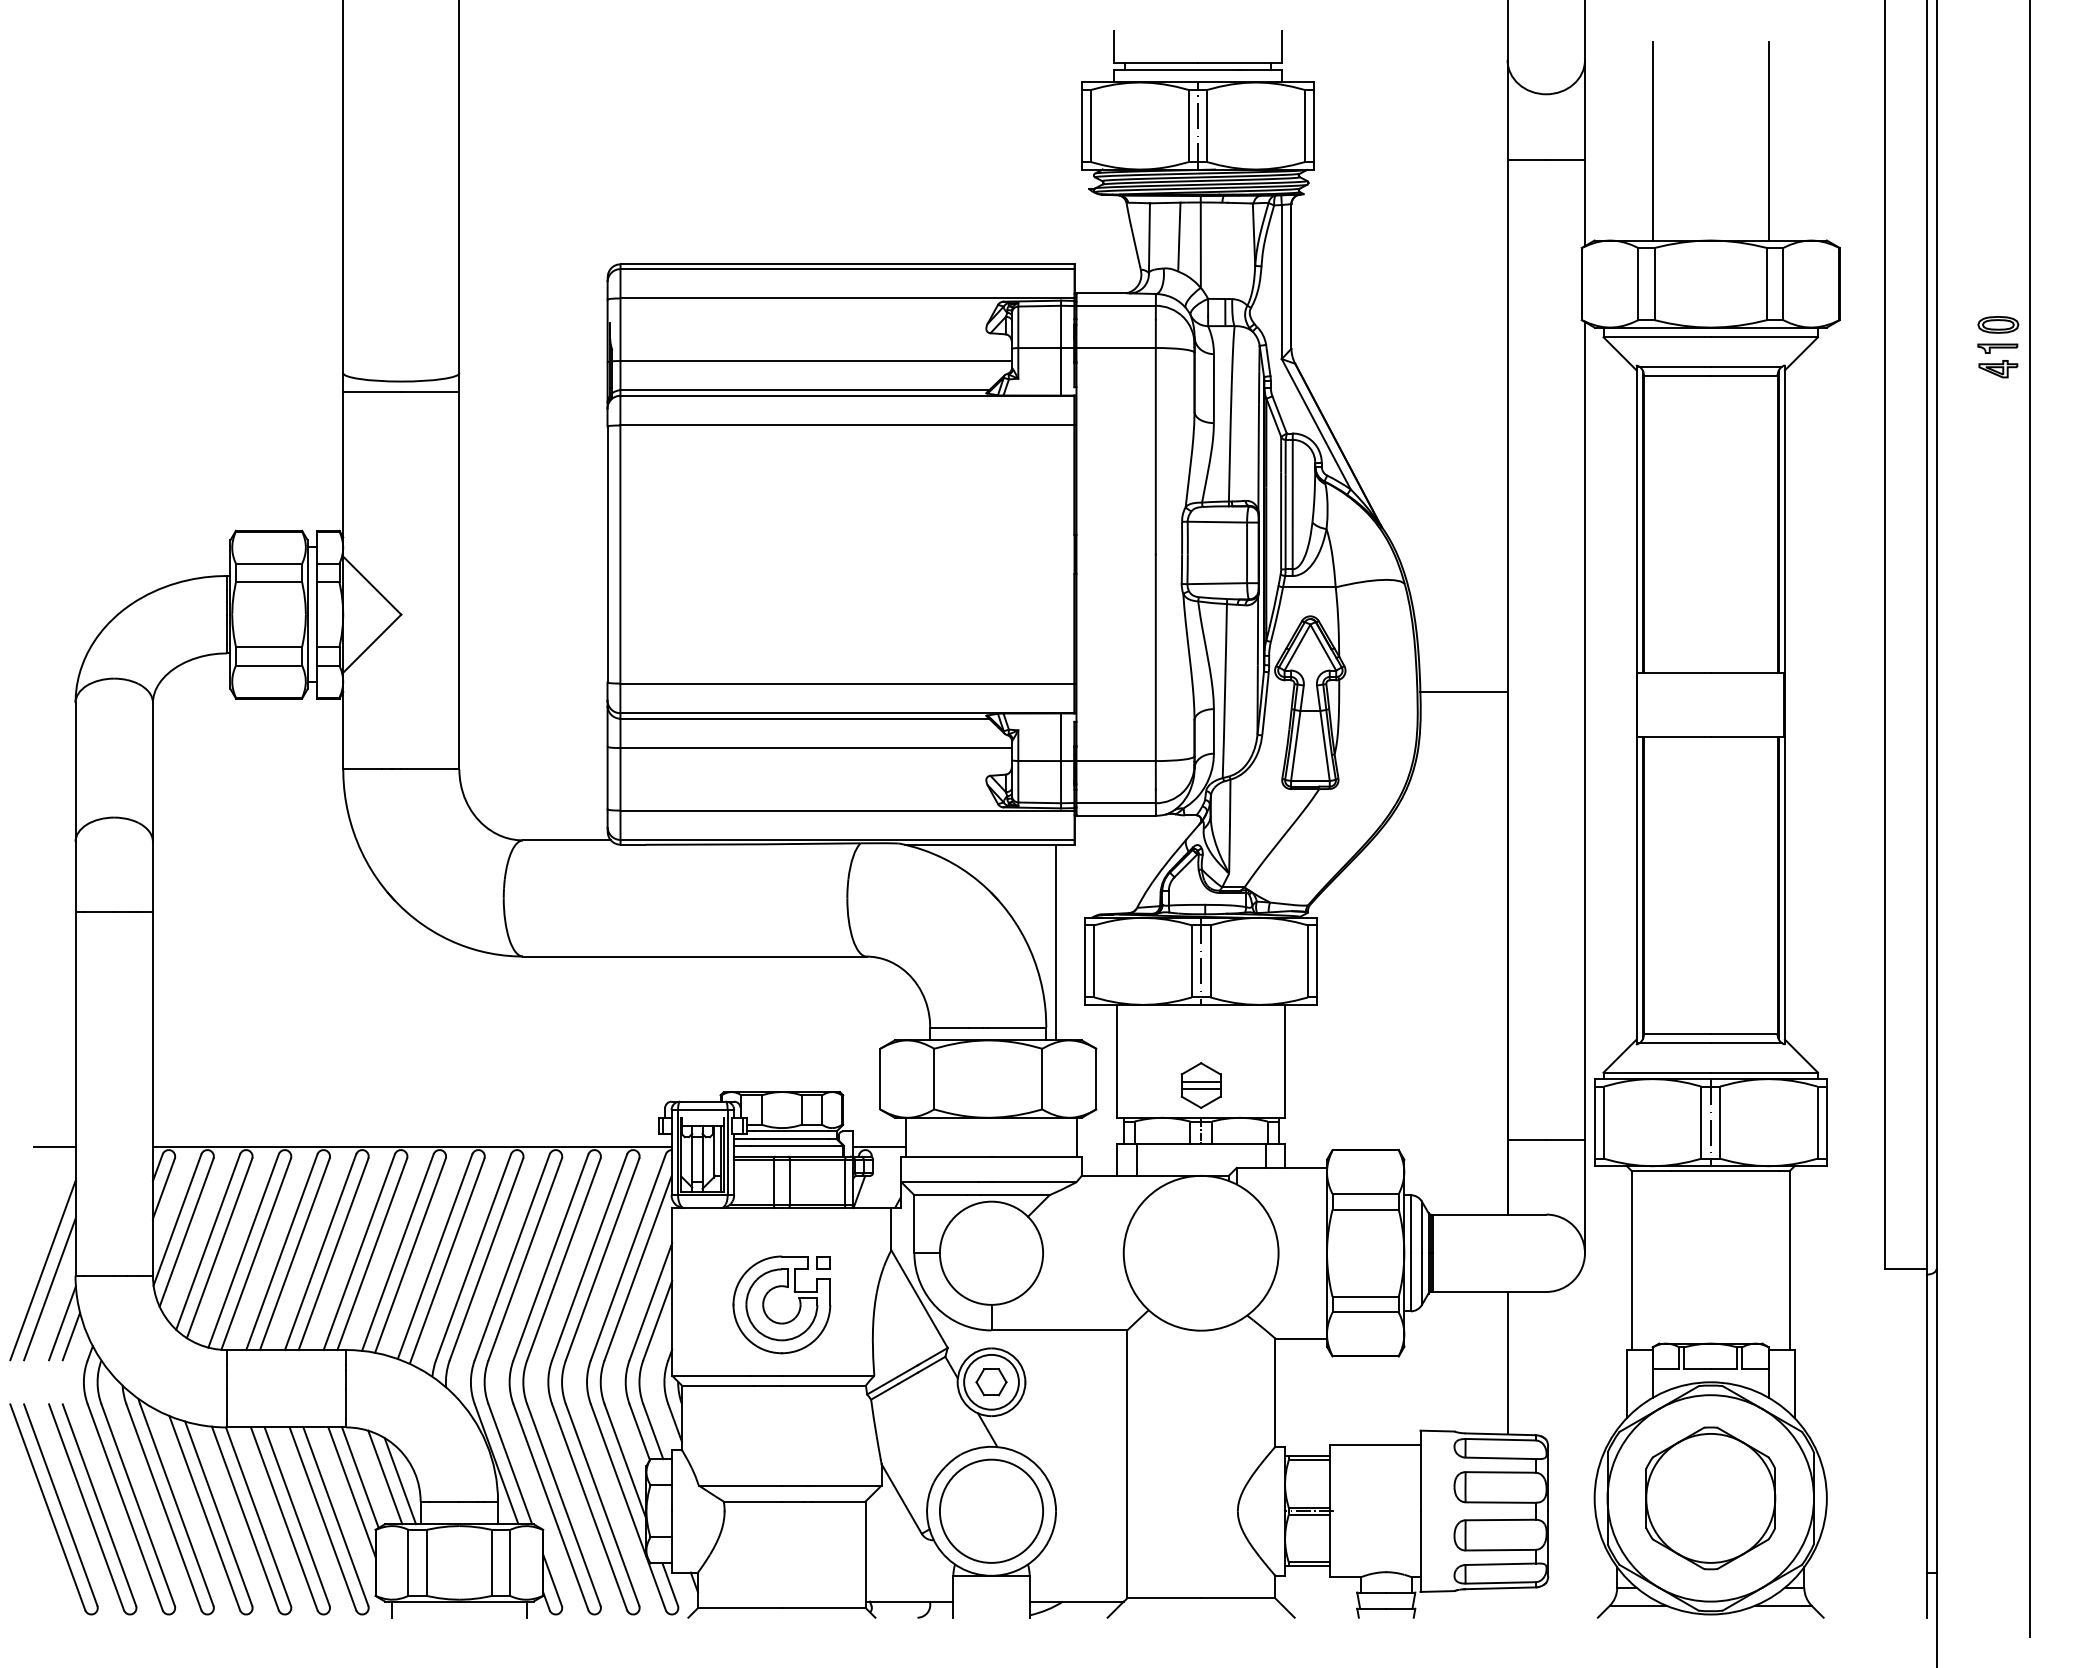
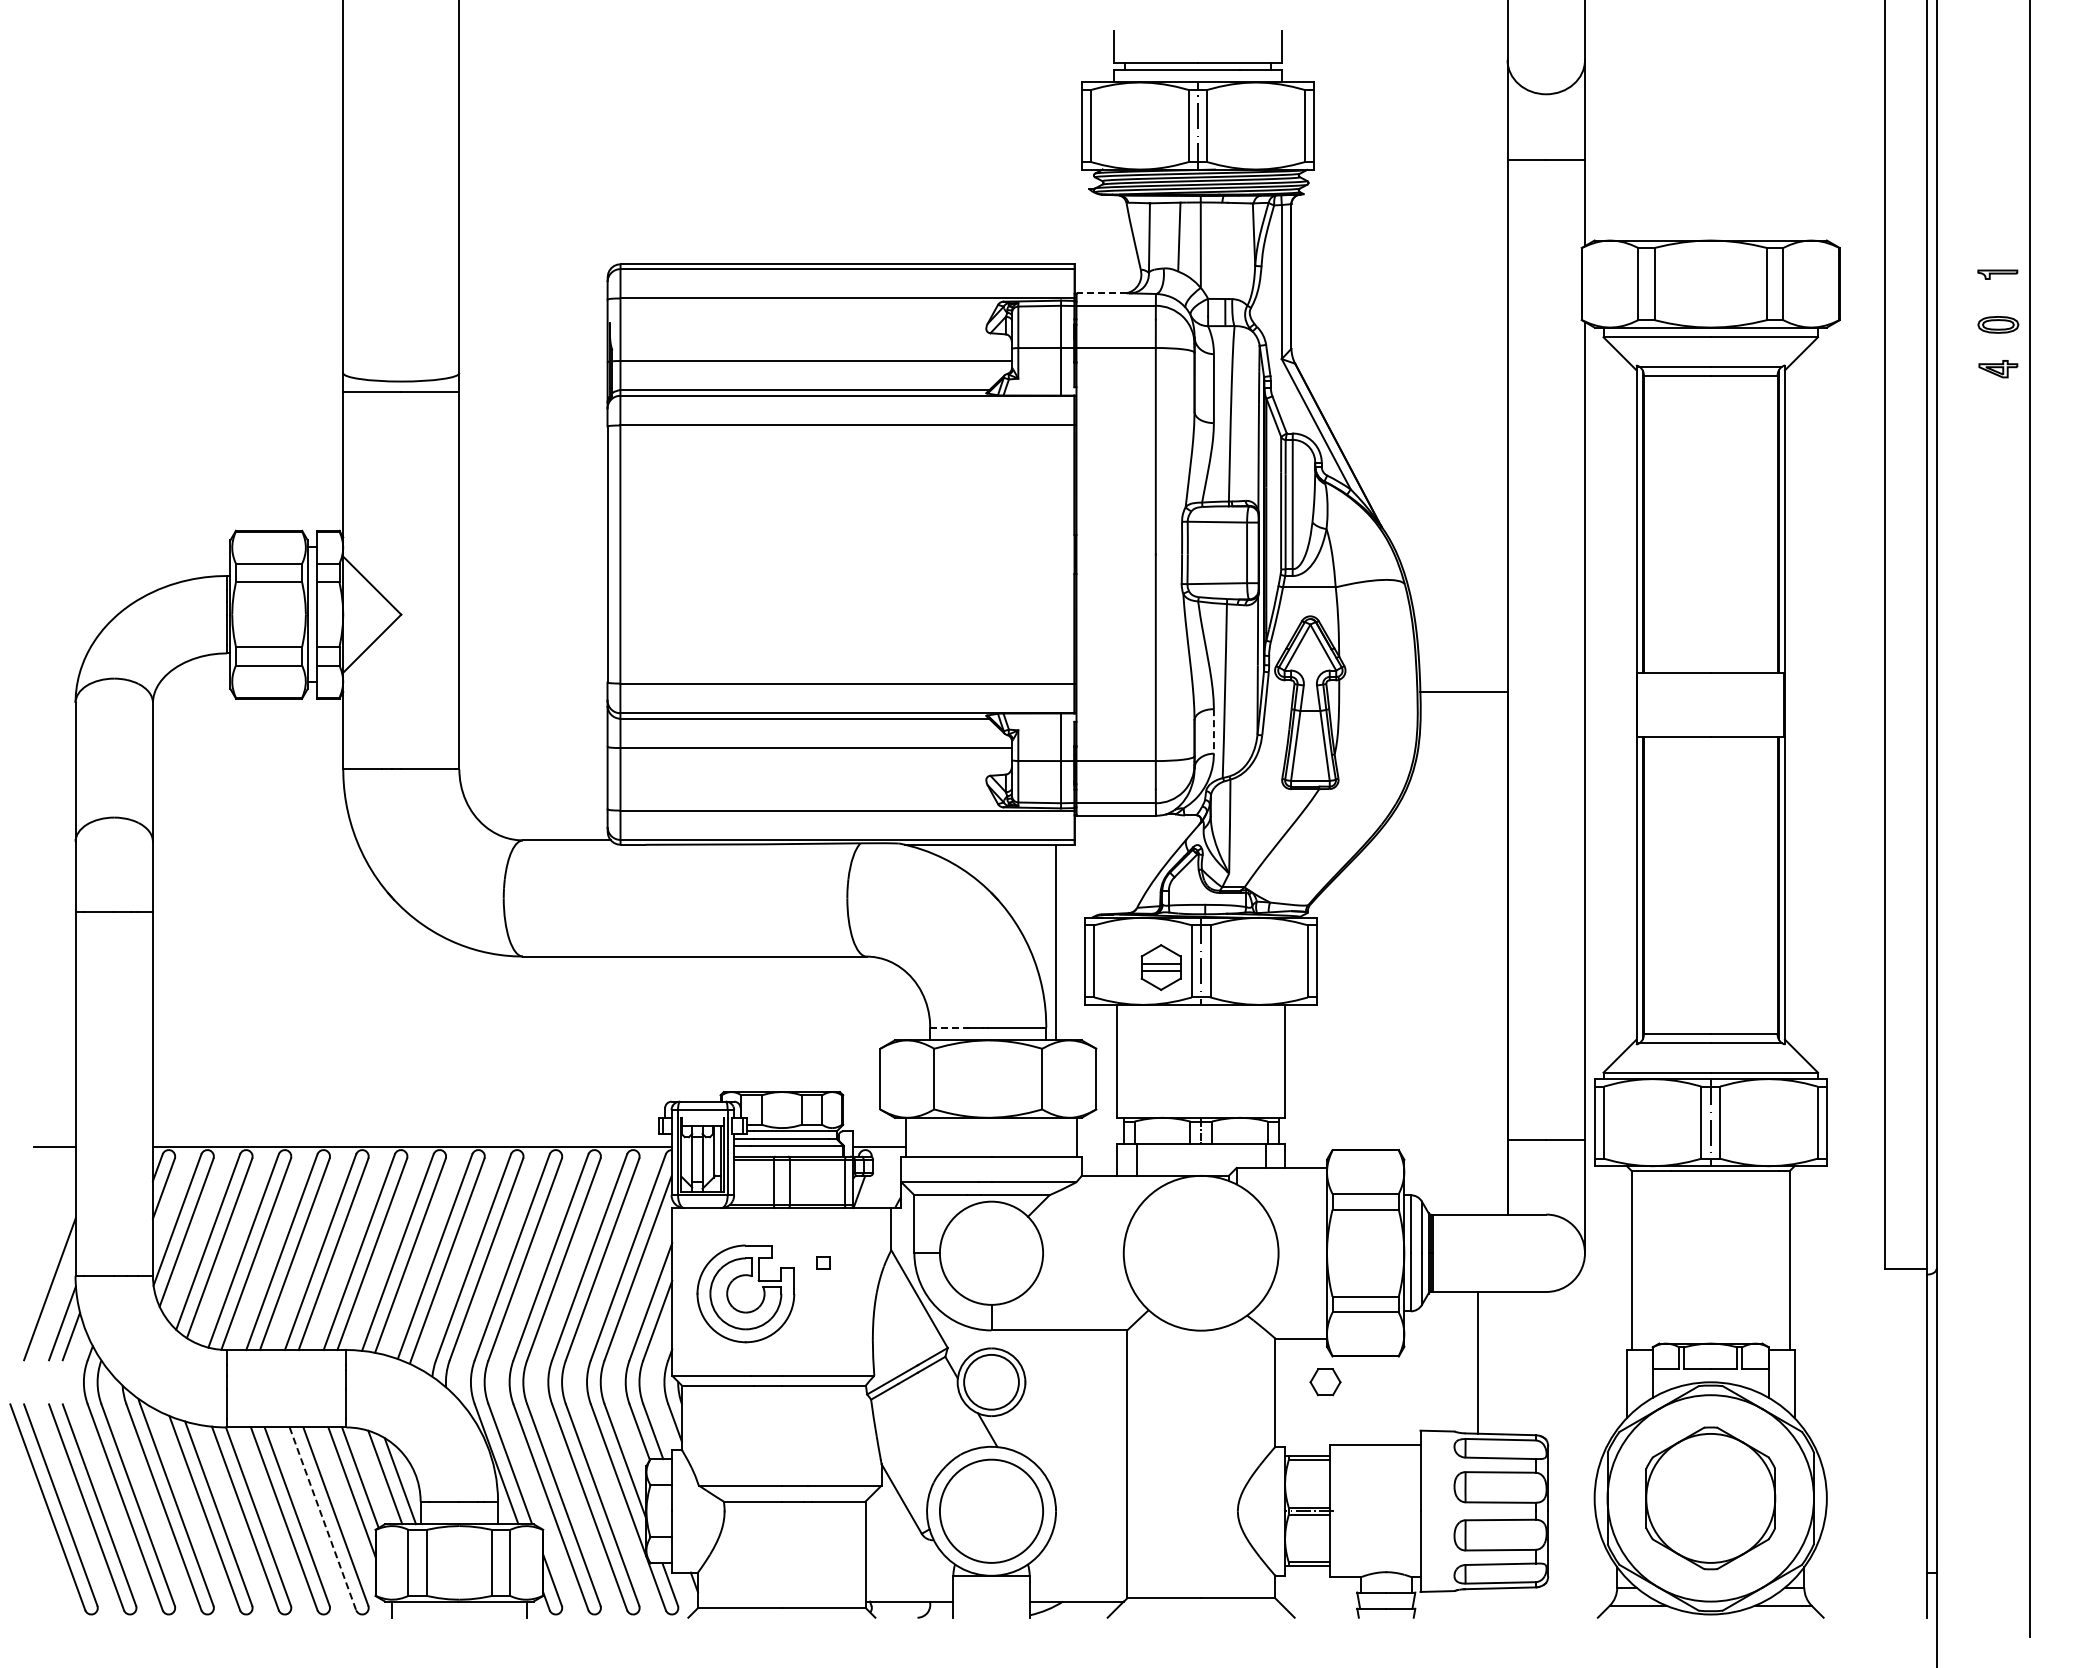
line: present -> none (1652, 140)
line: present -> none (1768, 140)
line: solid -> dashed (1101, 293)
part position: (1997, 348) -> (1997, 274) (1997, 274)
line: solid -> dashed (1213, 731)
line: solid -> dashed (950, 1027)
part position: (1200, 1085) -> (1160, 967) (1160, 967)
line: present -> none (42, 1270)
part position: (781, 1304) -> (745, 1293) (745, 1293)
line position: (1507, 1362) -> (1477, 1362) (1477, 1362)
part position: (991, 1382) -> (1325, 1382) (1325, 1382)
line: solid -> dashed (323, 1519)
